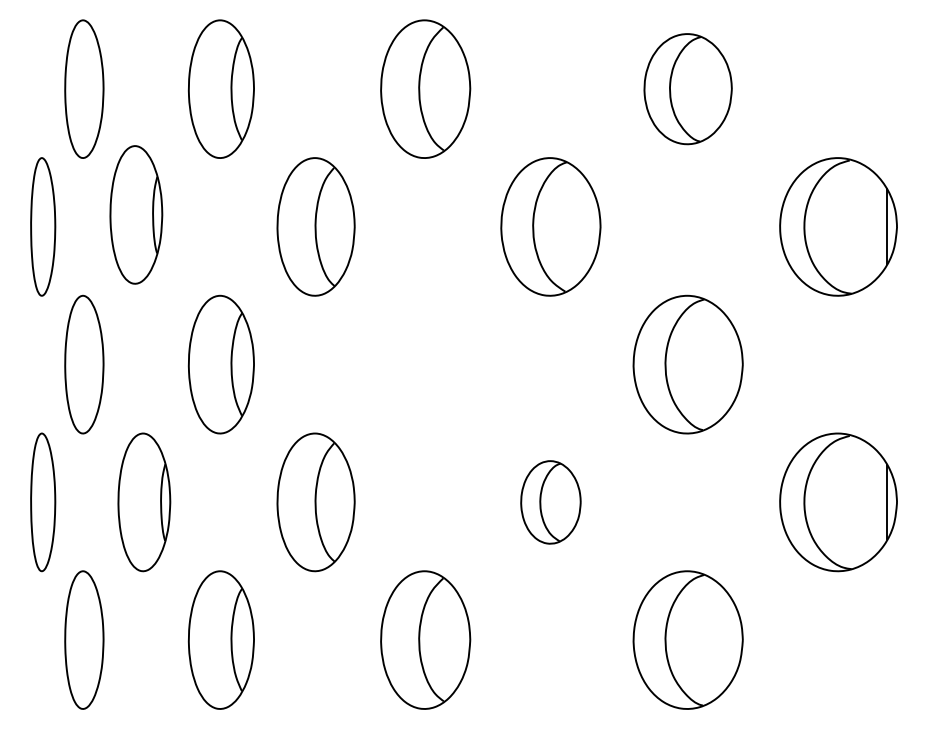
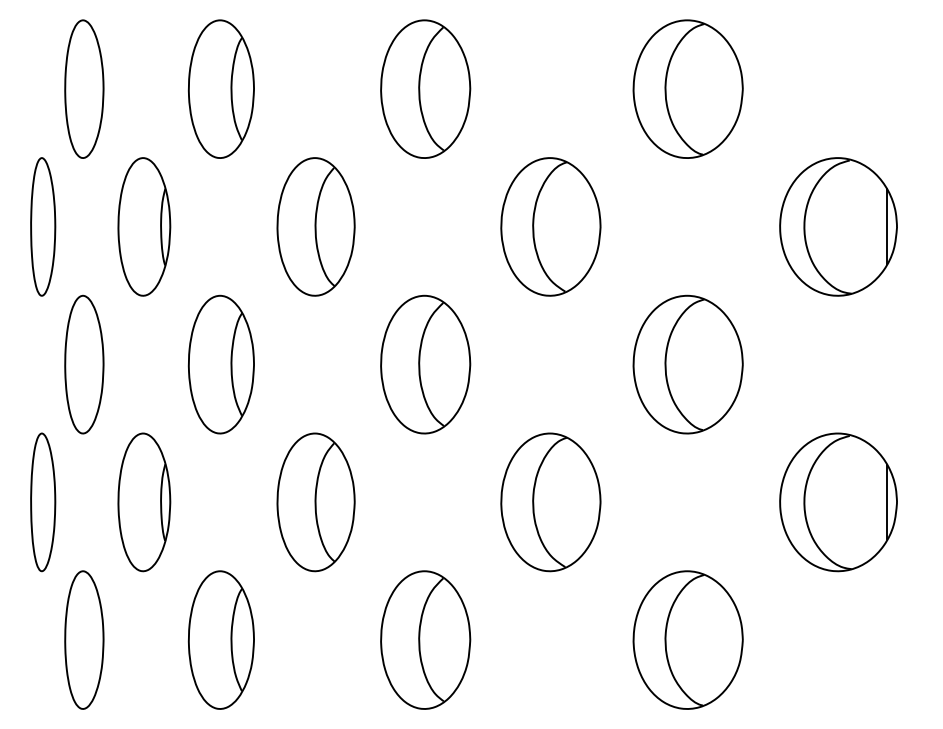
part size: 90x113 px -> 112x140 px (687, 88)
part position: (136, 214) -> (144, 226) (144, 226)
part: none -> present (425, 364)
part size: 62x85 px -> 102x141 px (550, 502)
